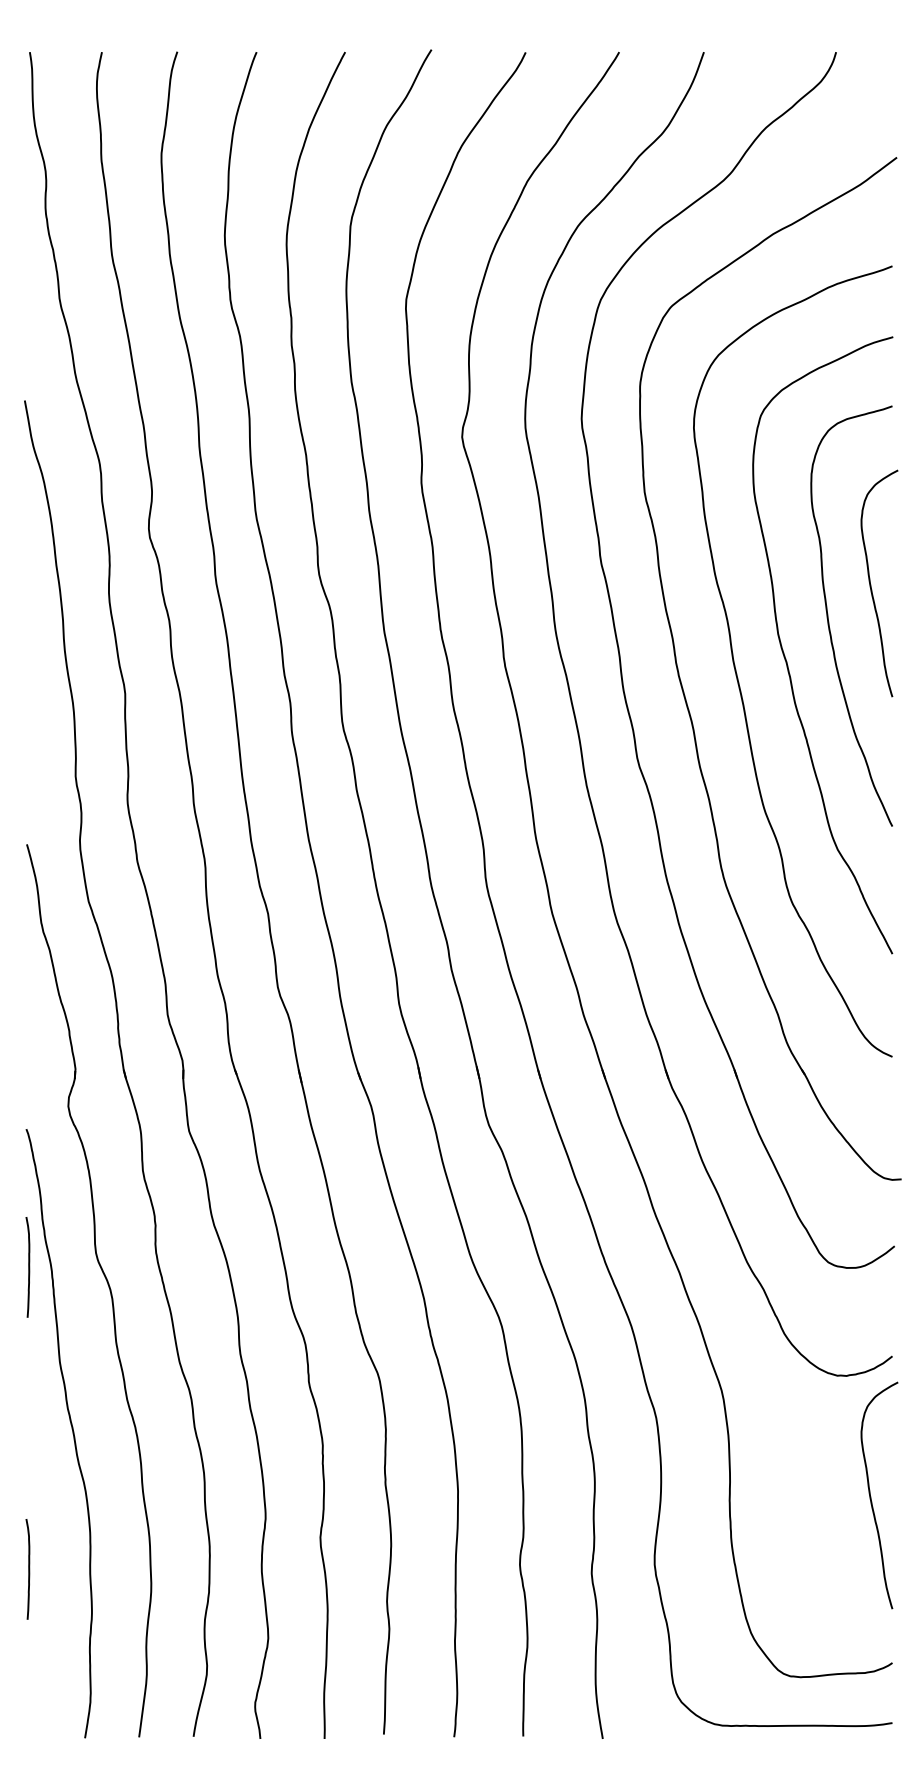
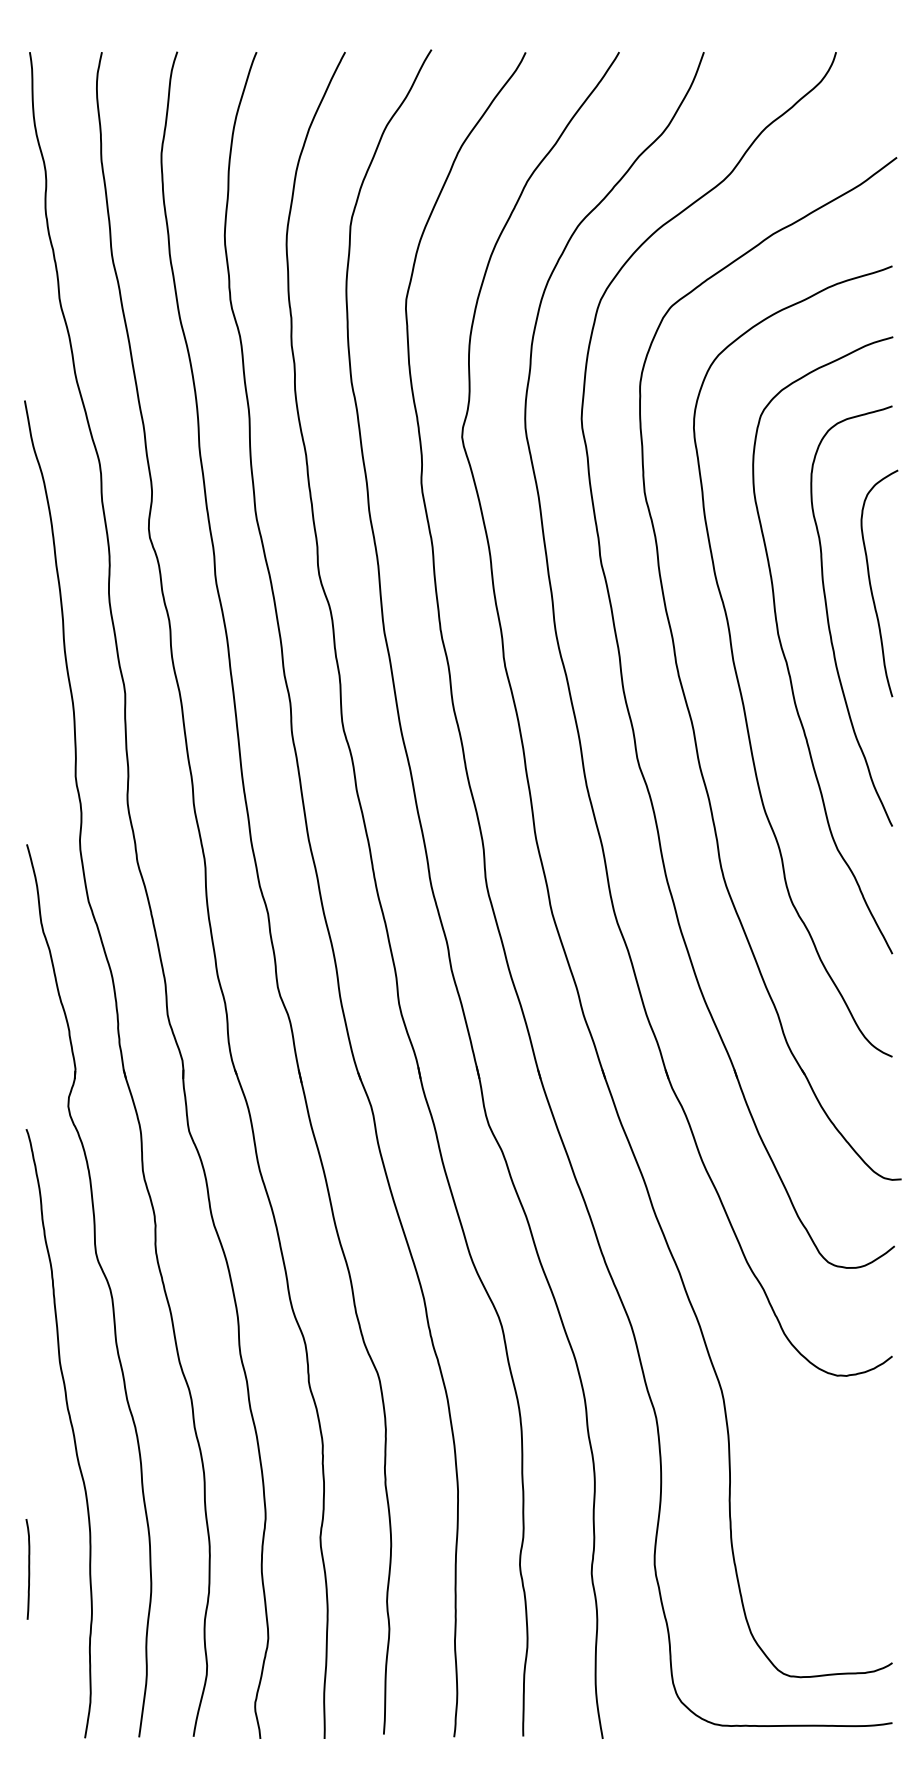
curve: present -> none (28, 1267)
curve: present -> none (871, 1496)
